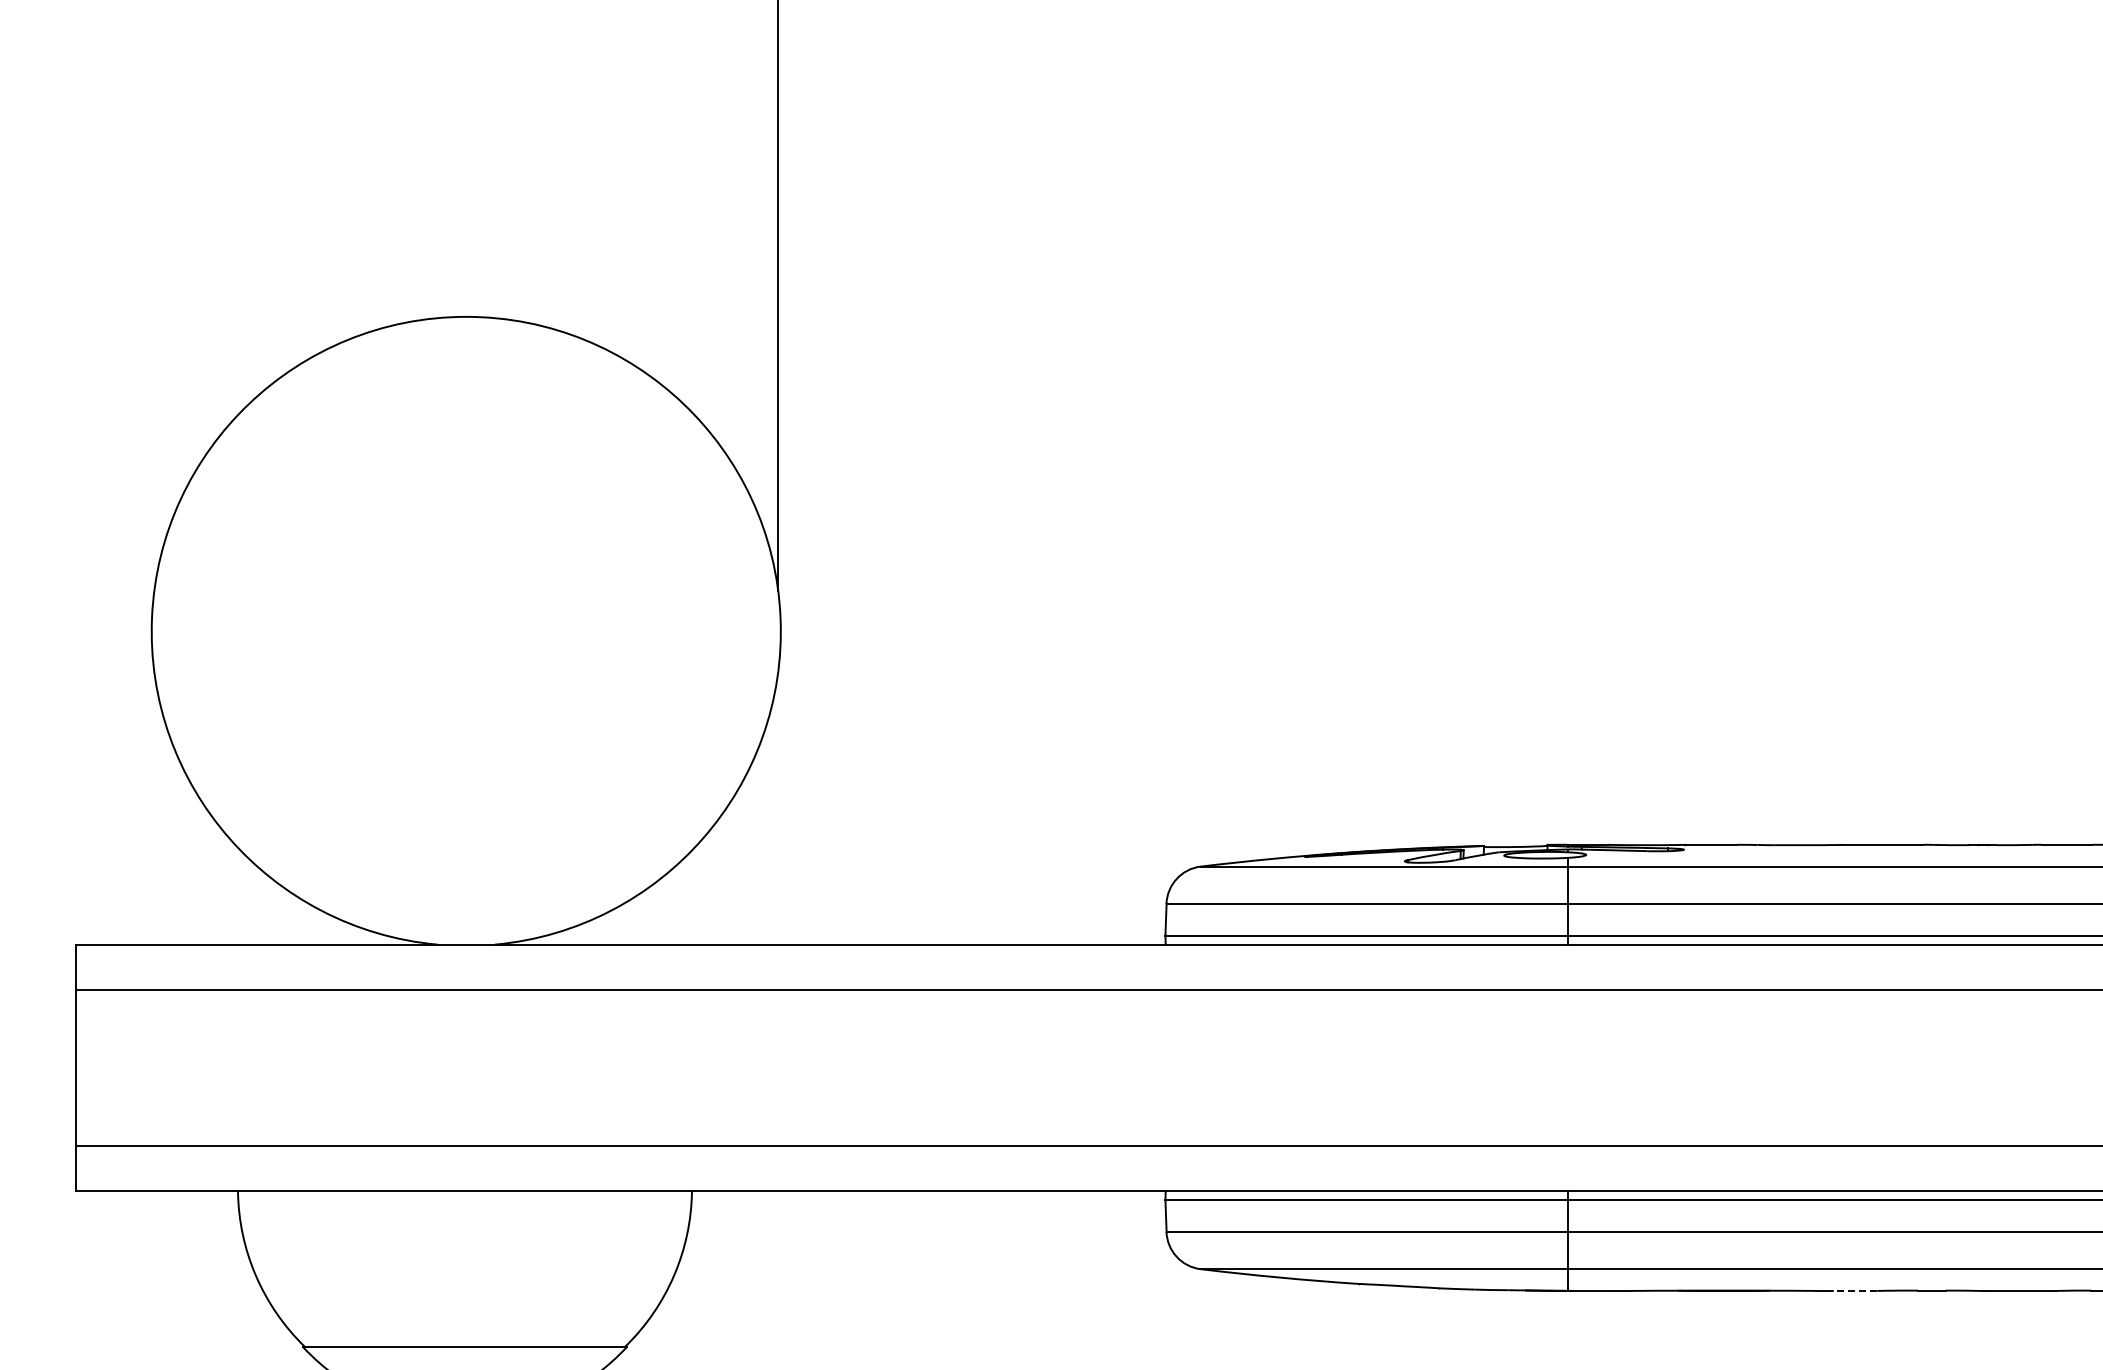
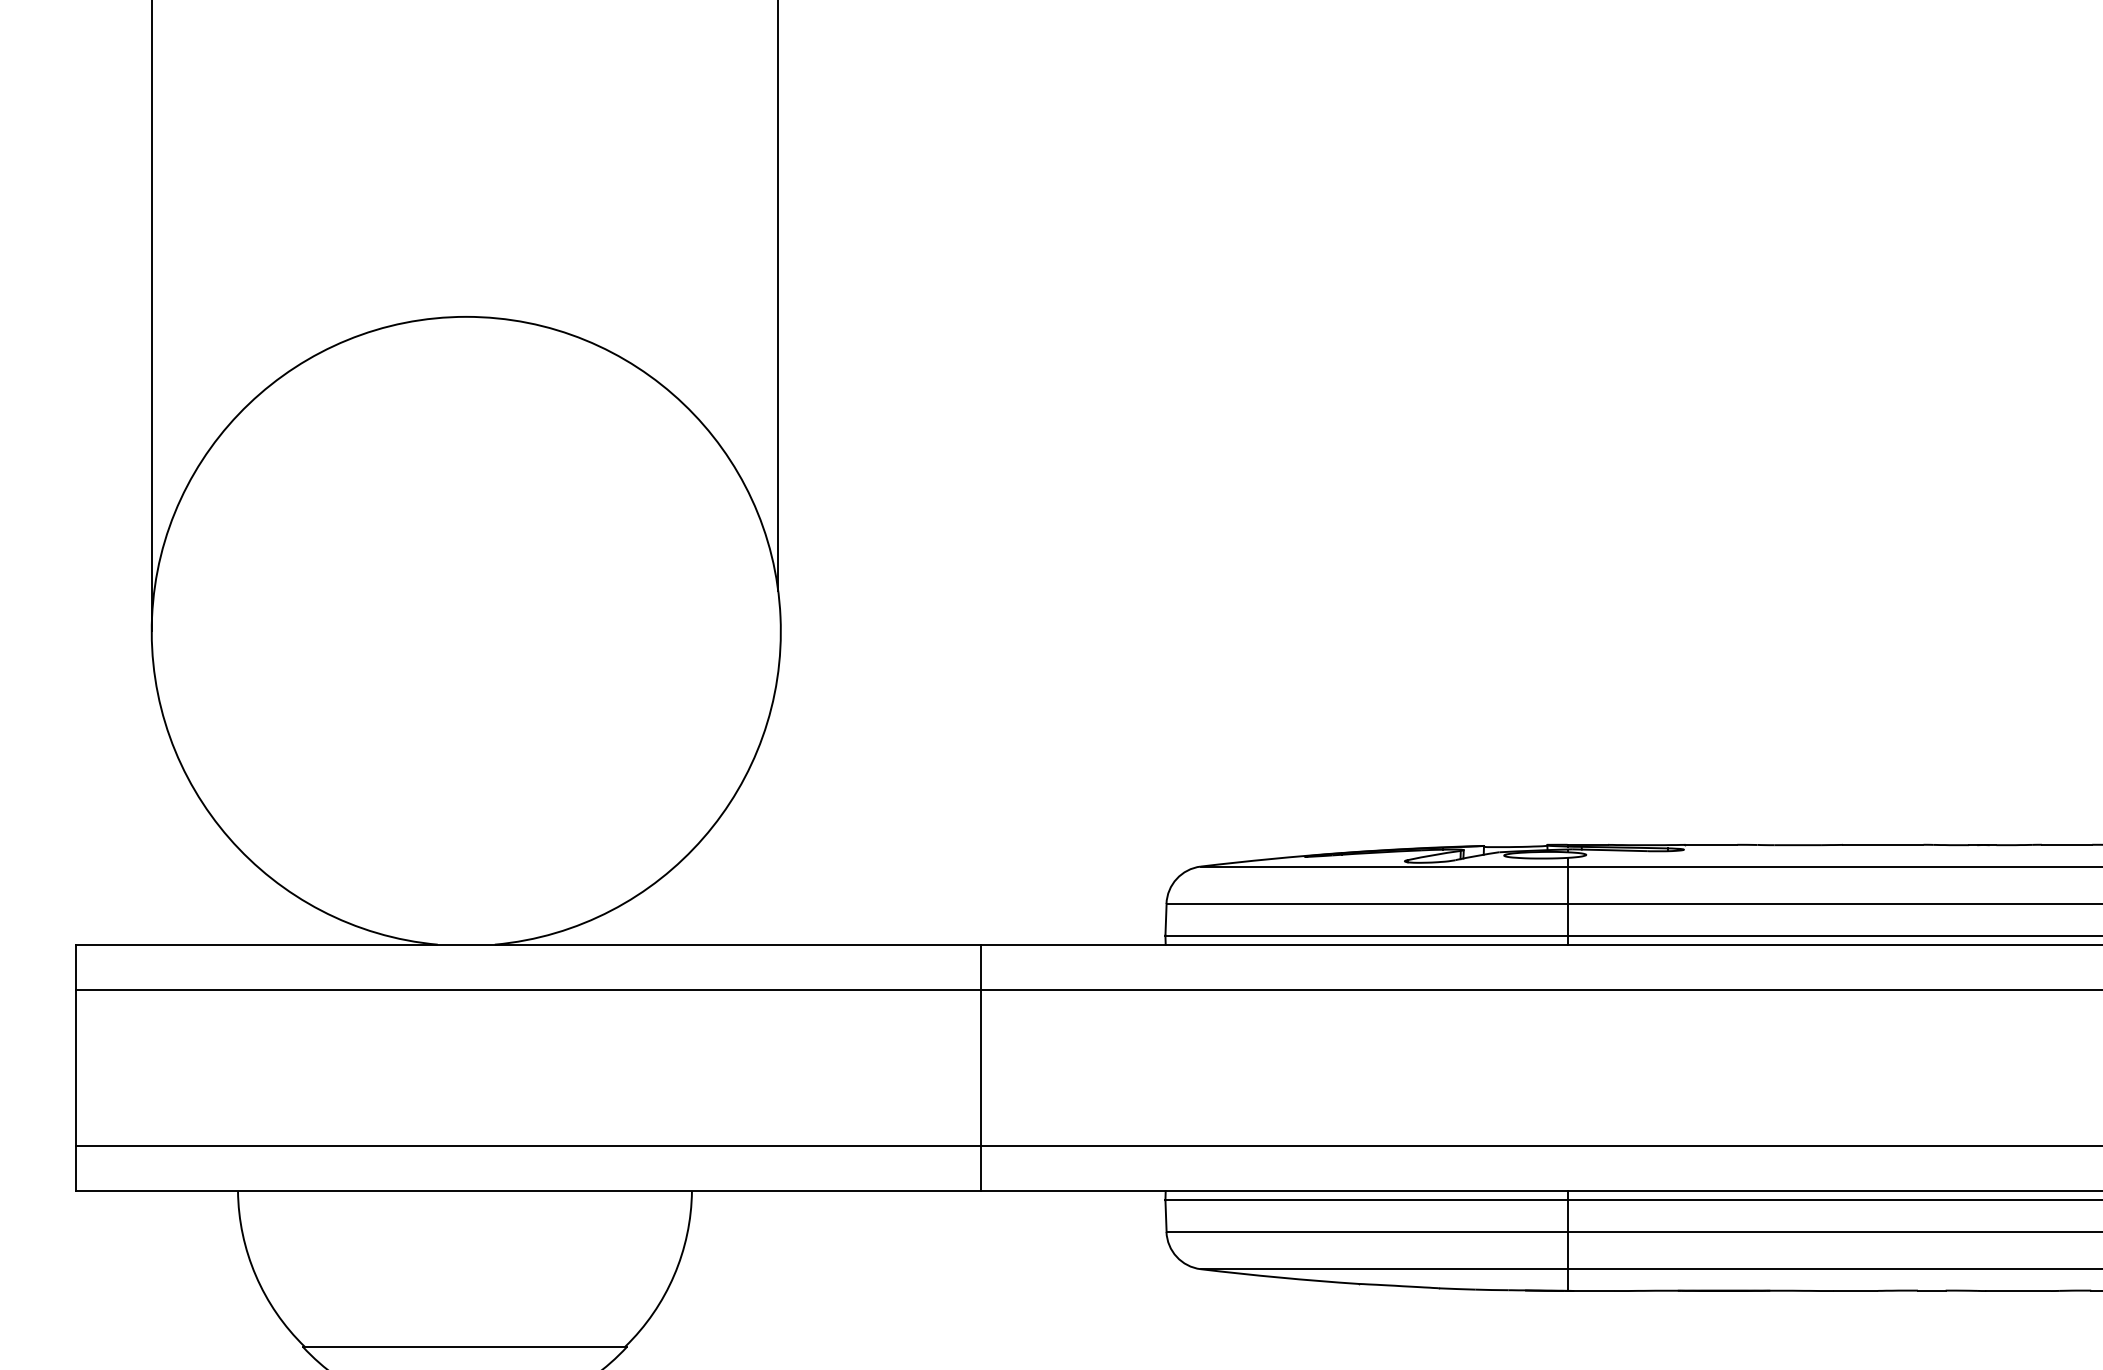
line: none -> present (151, 316)
line: none -> present (981, 1067)
line: dashed -> solid (1855, 1291)
